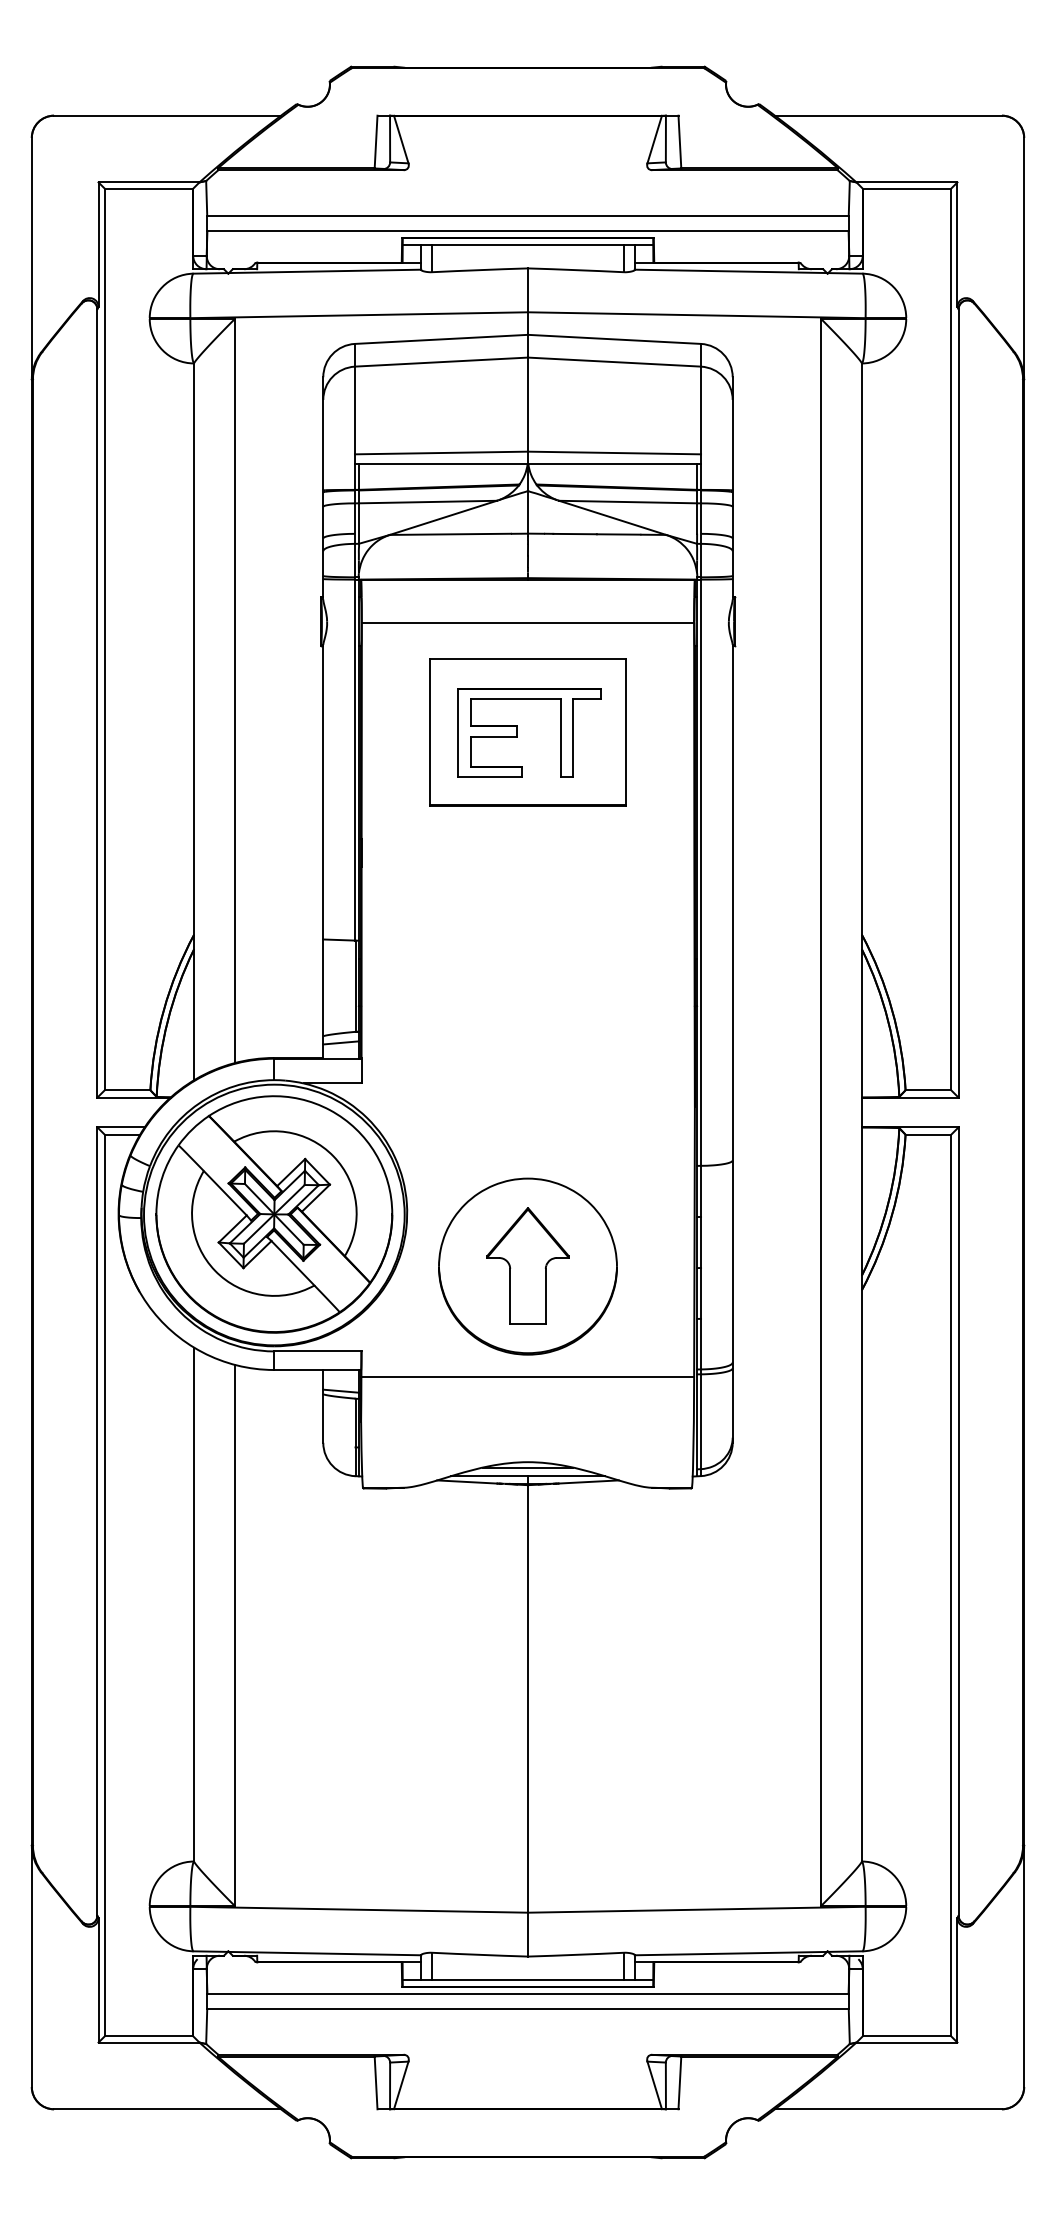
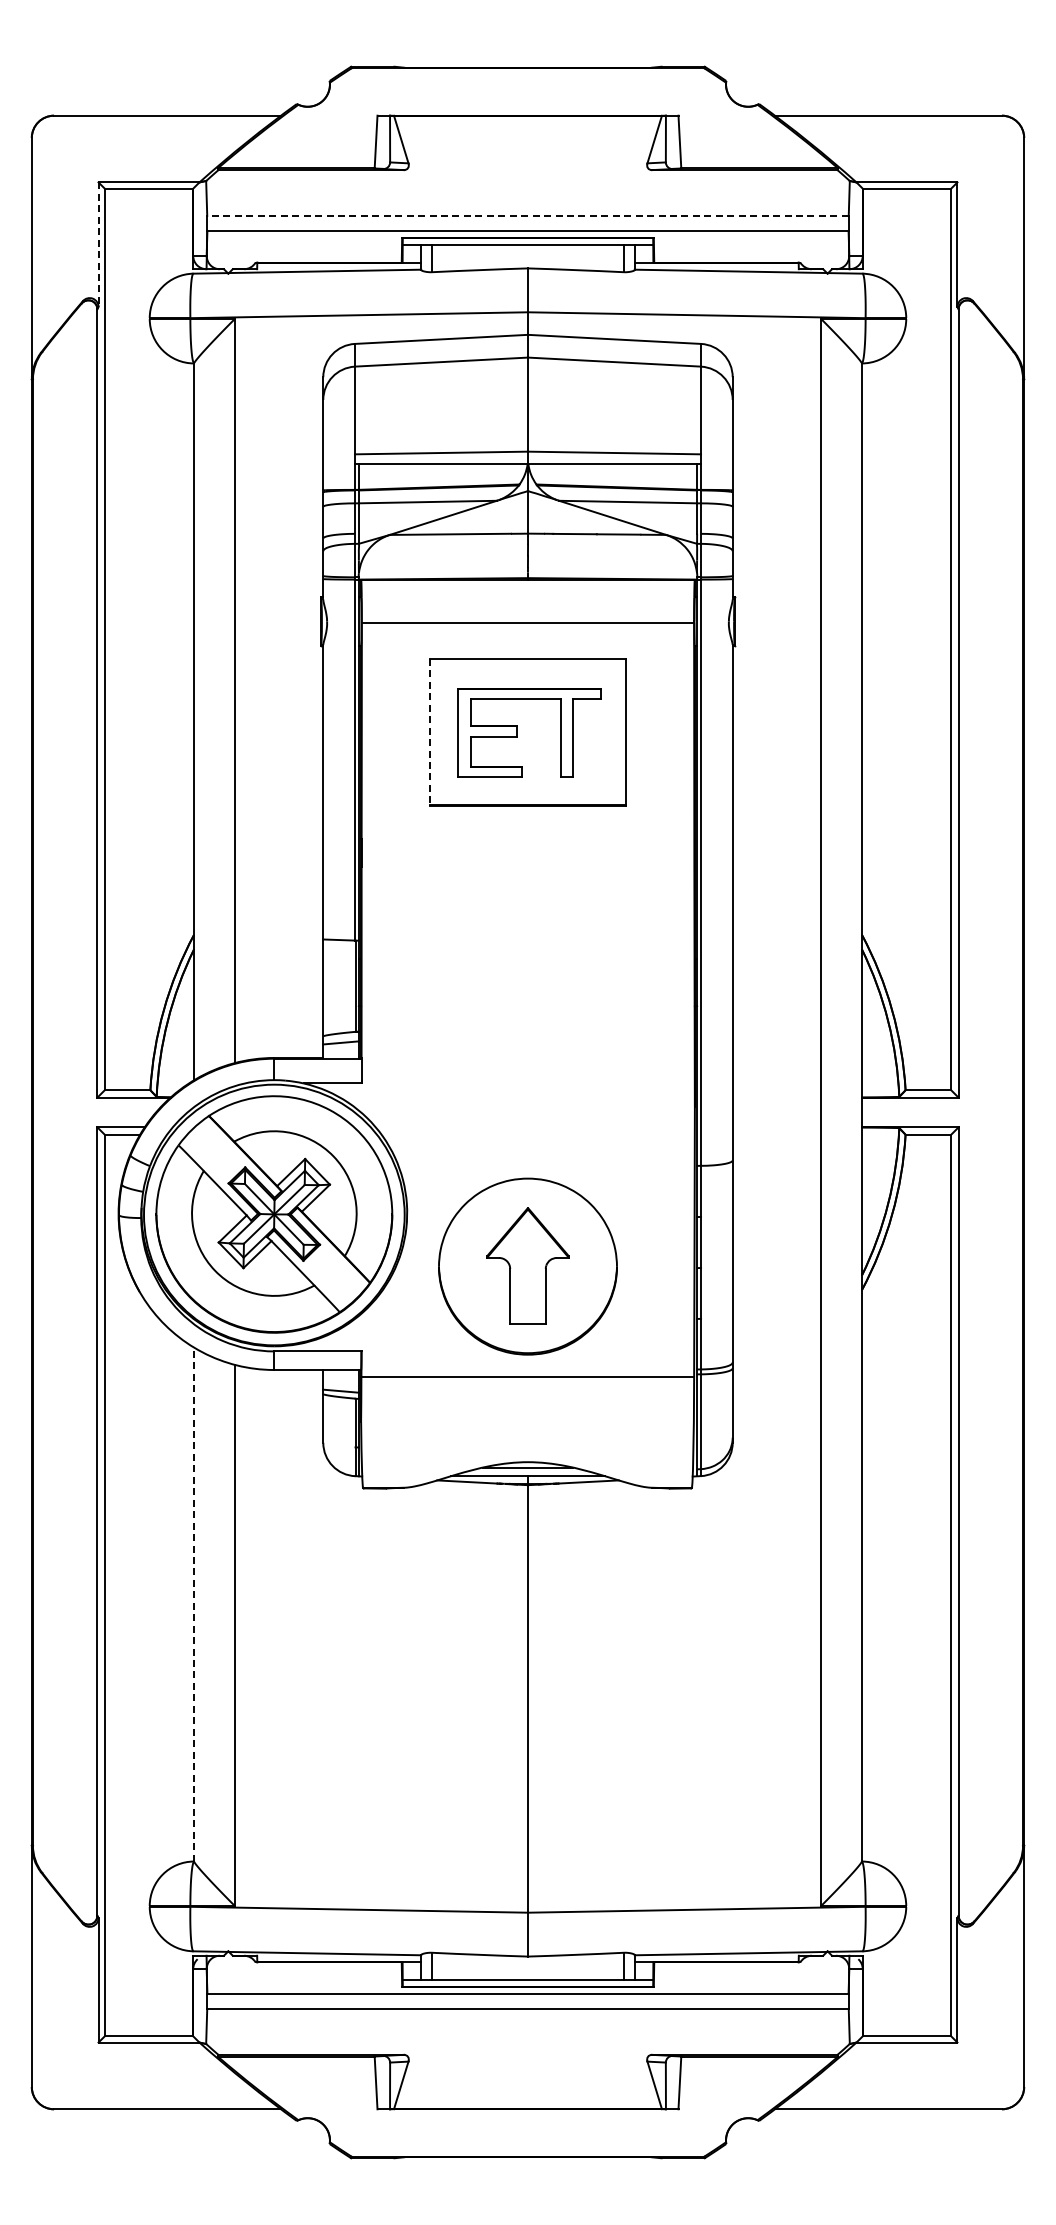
line: solid -> dashed (528, 215)
line: solid -> dashed (98, 245)
line: solid -> dashed (430, 732)
line: solid -> dashed (194, 1604)
